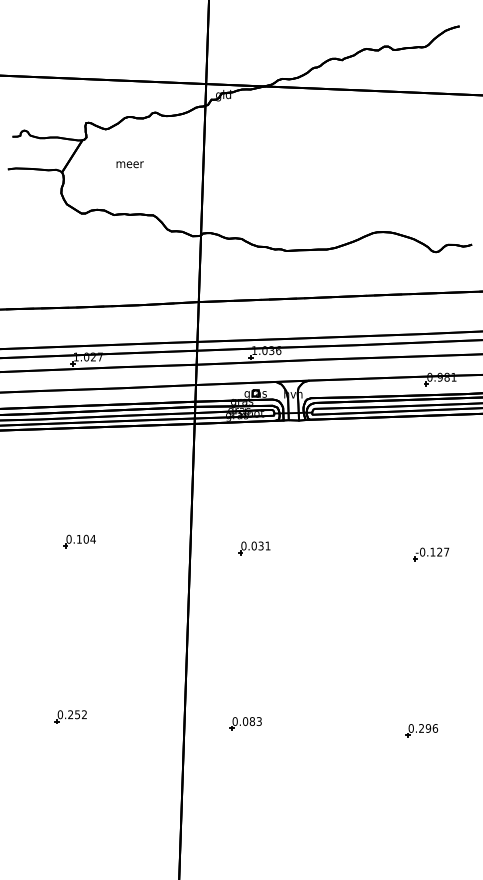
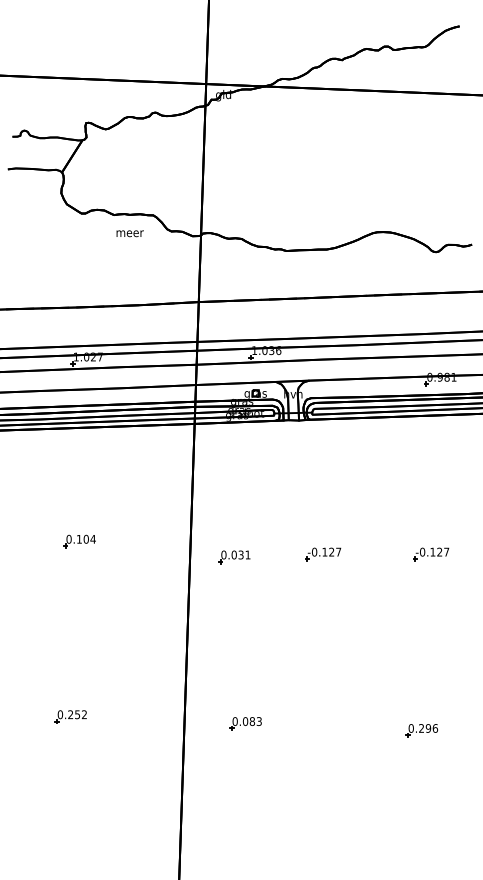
text position: (129, 164) -> (129, 233) (129, 233)
part position: (254, 548) -> (234, 557) (234, 557)
part: none -> present (323, 554)
